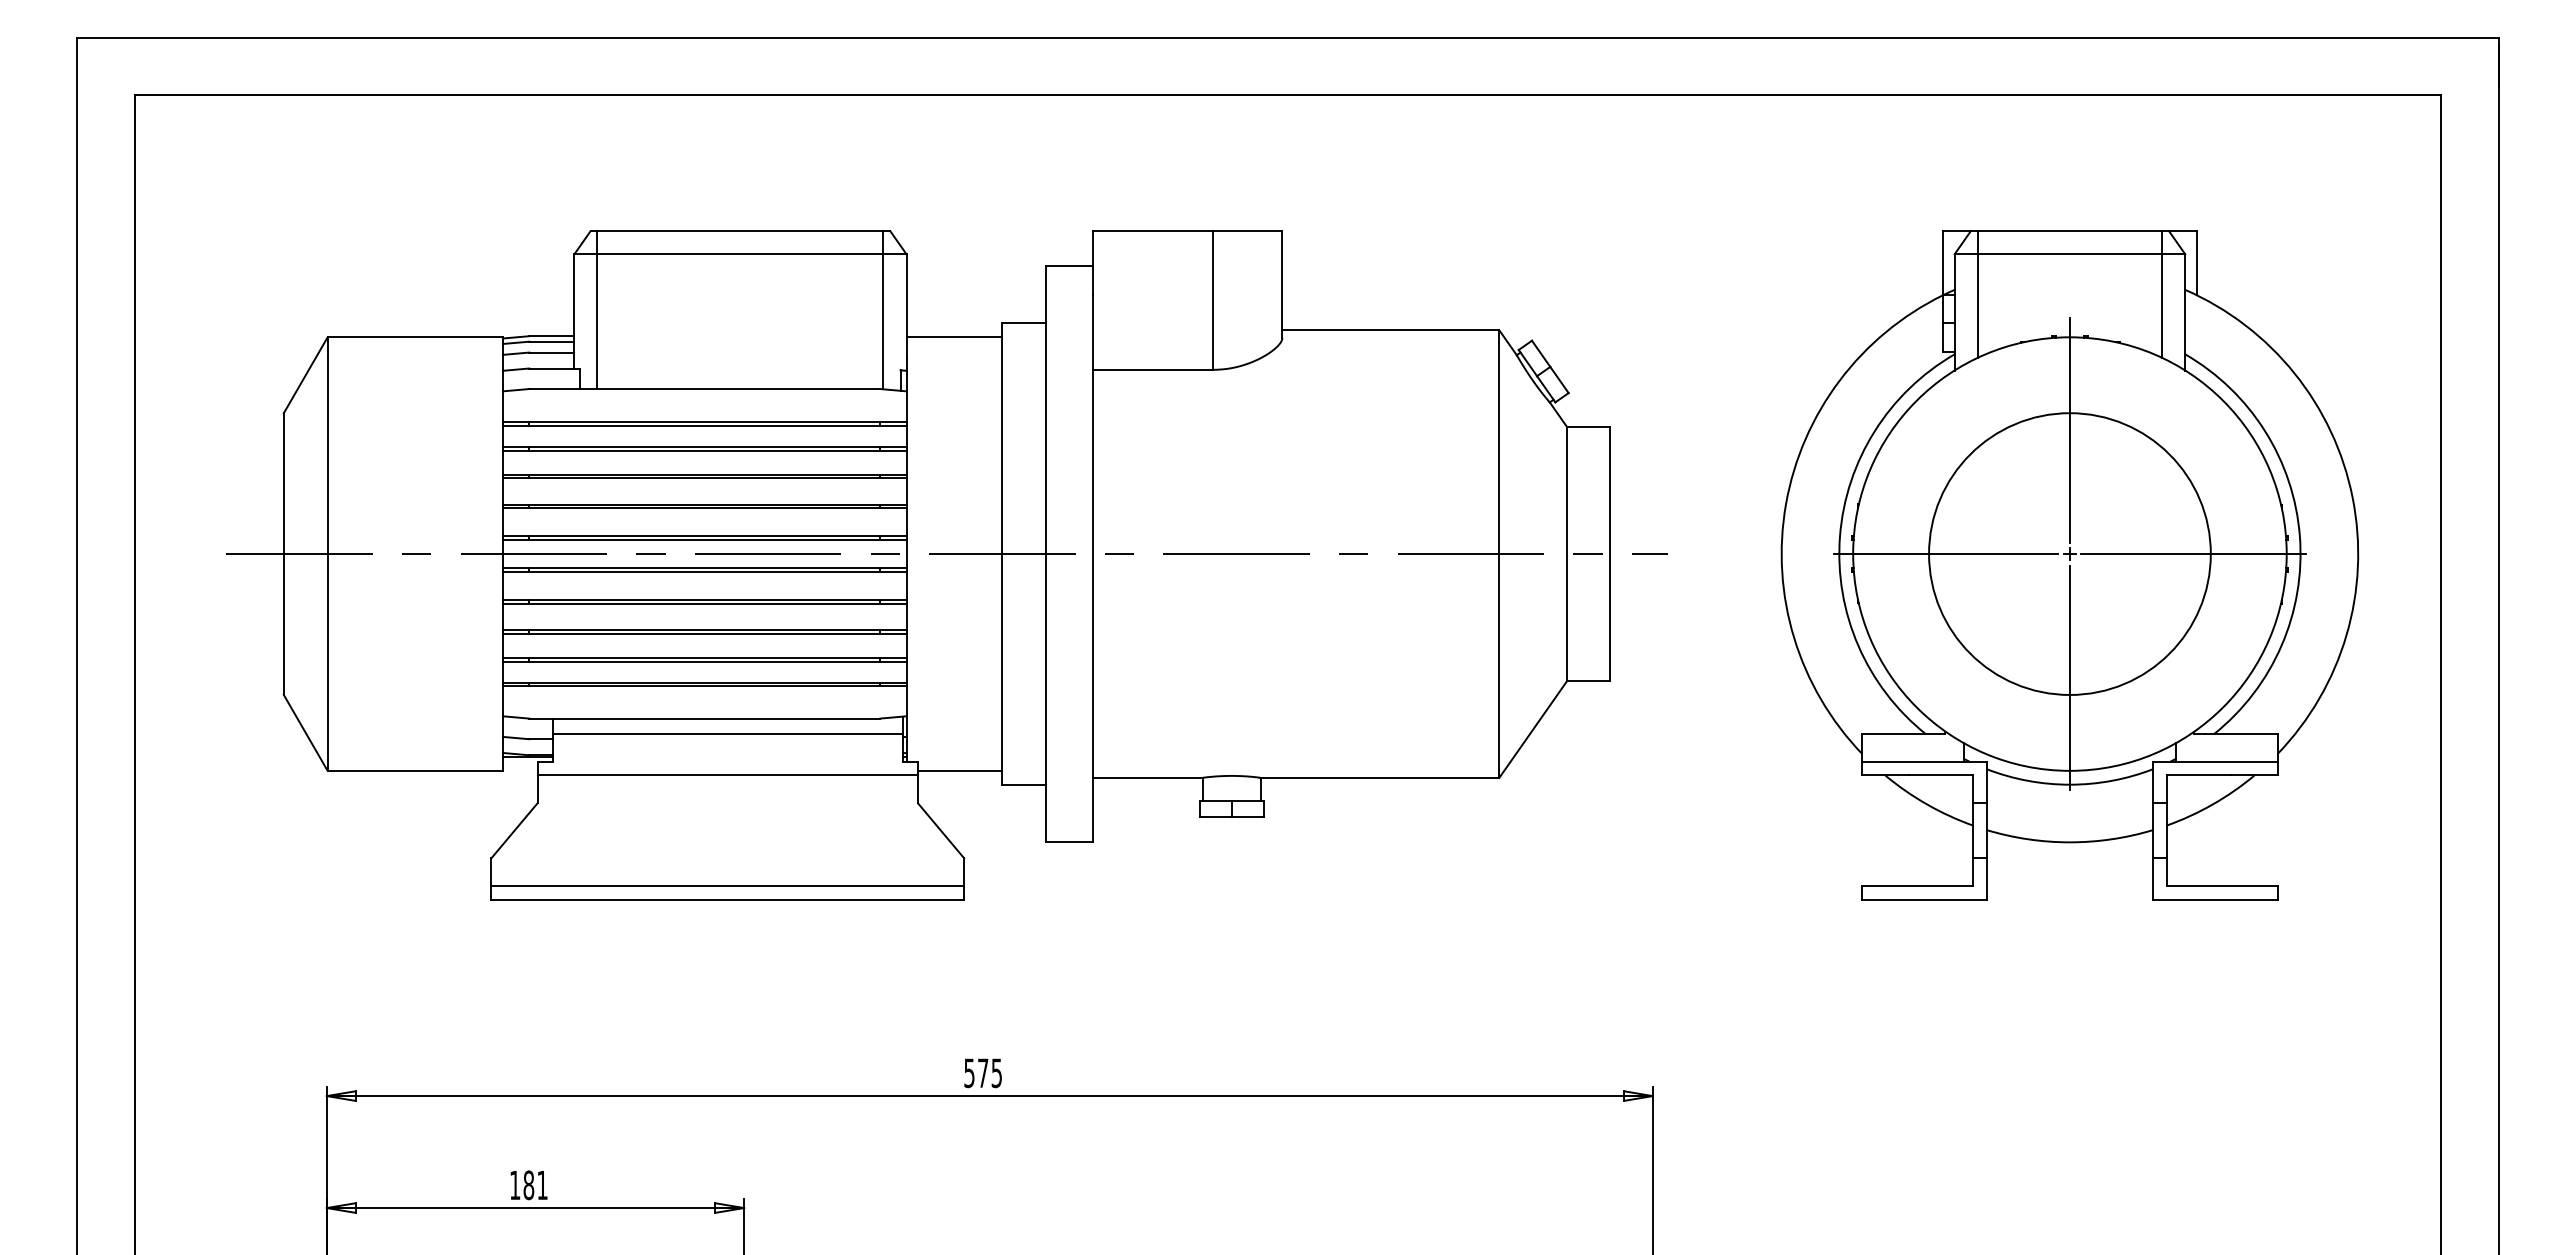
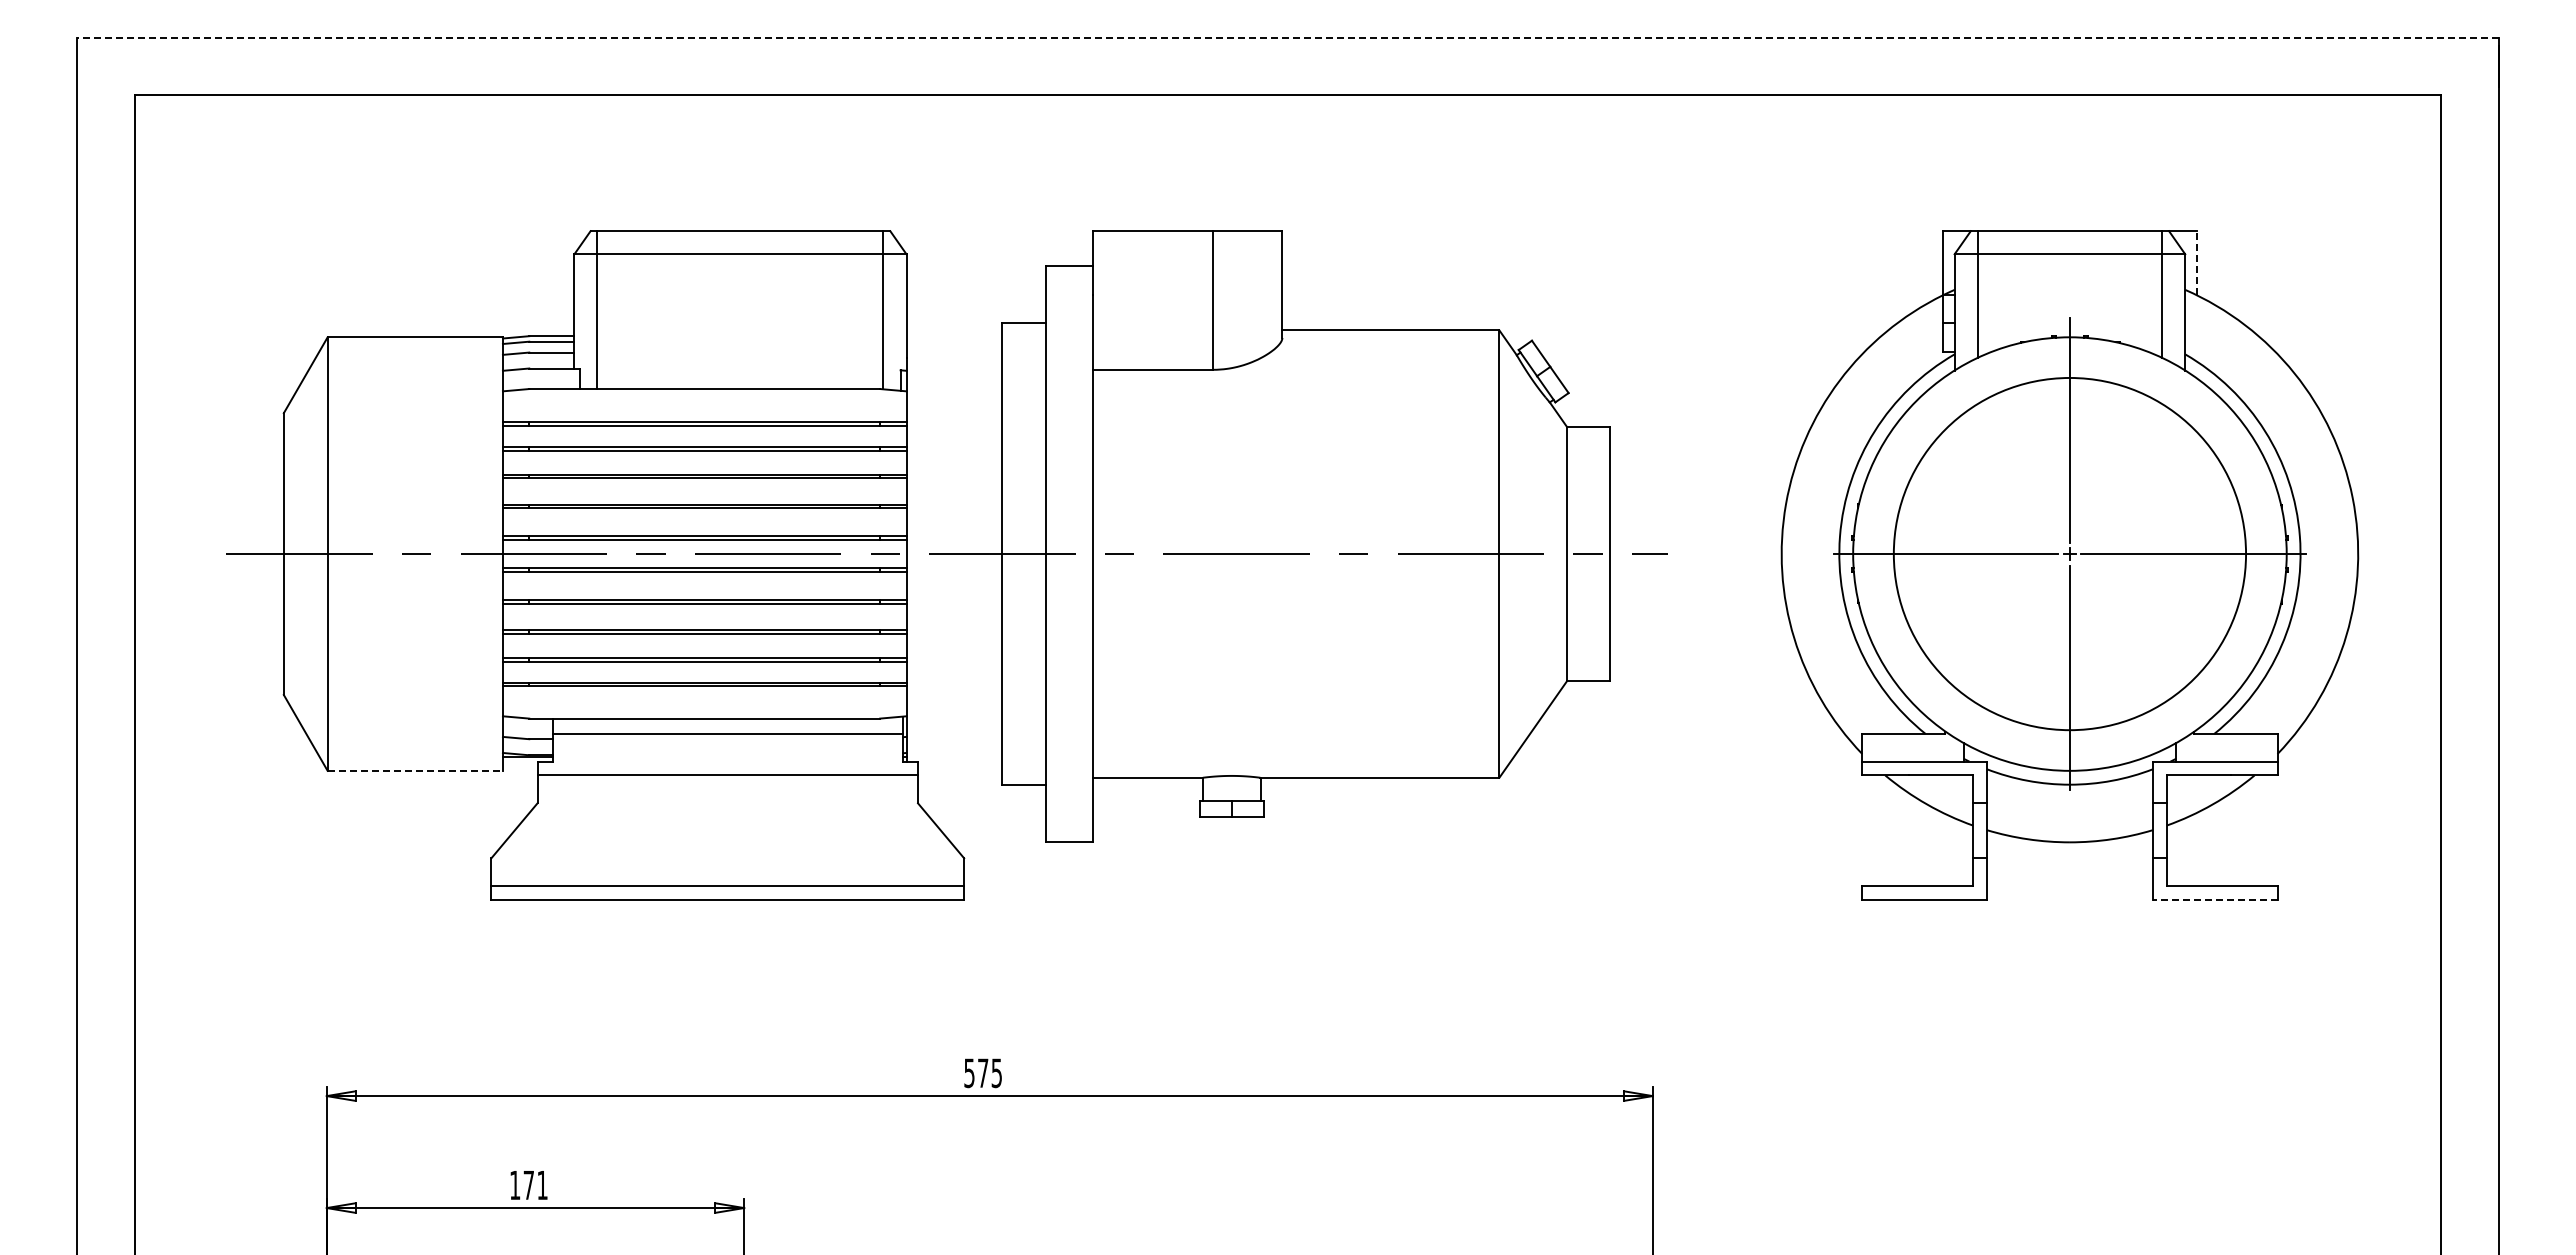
line: solid -> dashed (1288, 37)
line: solid -> dashed (2196, 263)
line: present -> none (954, 337)
circle diameter: 282 px -> 352 px (2069, 553)
line: solid -> dashed (415, 770)
line: present -> none (960, 770)
line: solid -> dashed (2214, 900)
text: 181 -> 171 (528, 1185)
